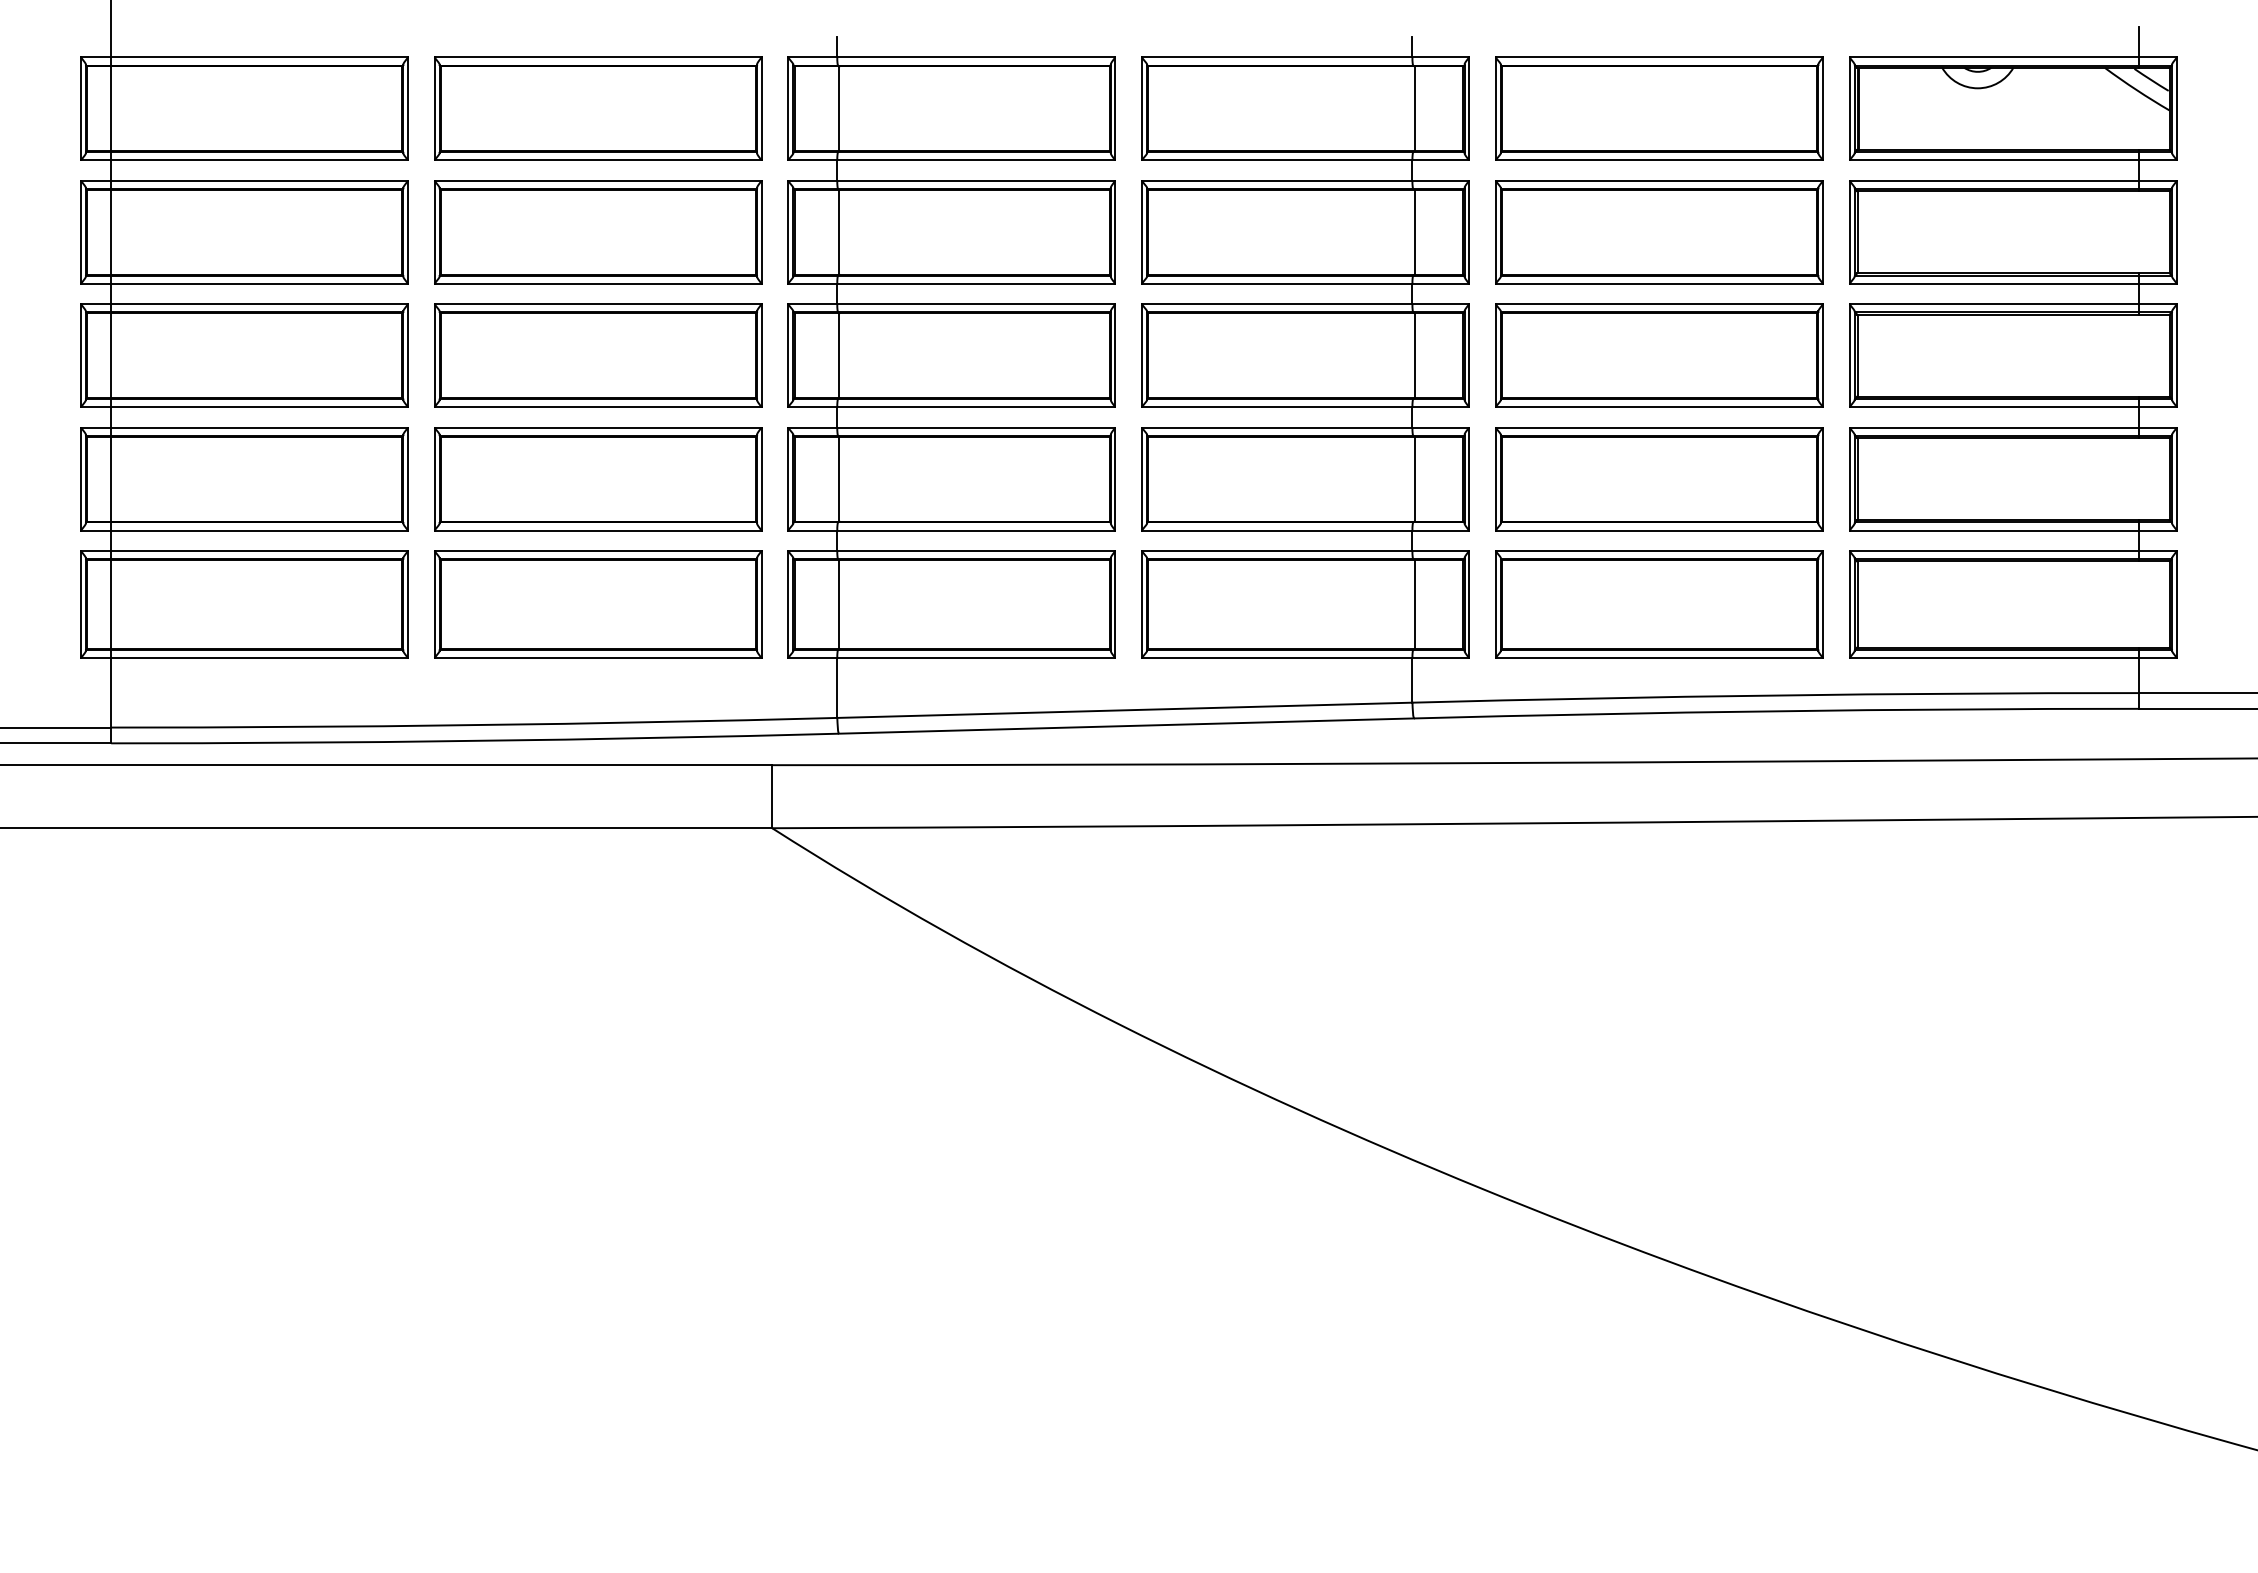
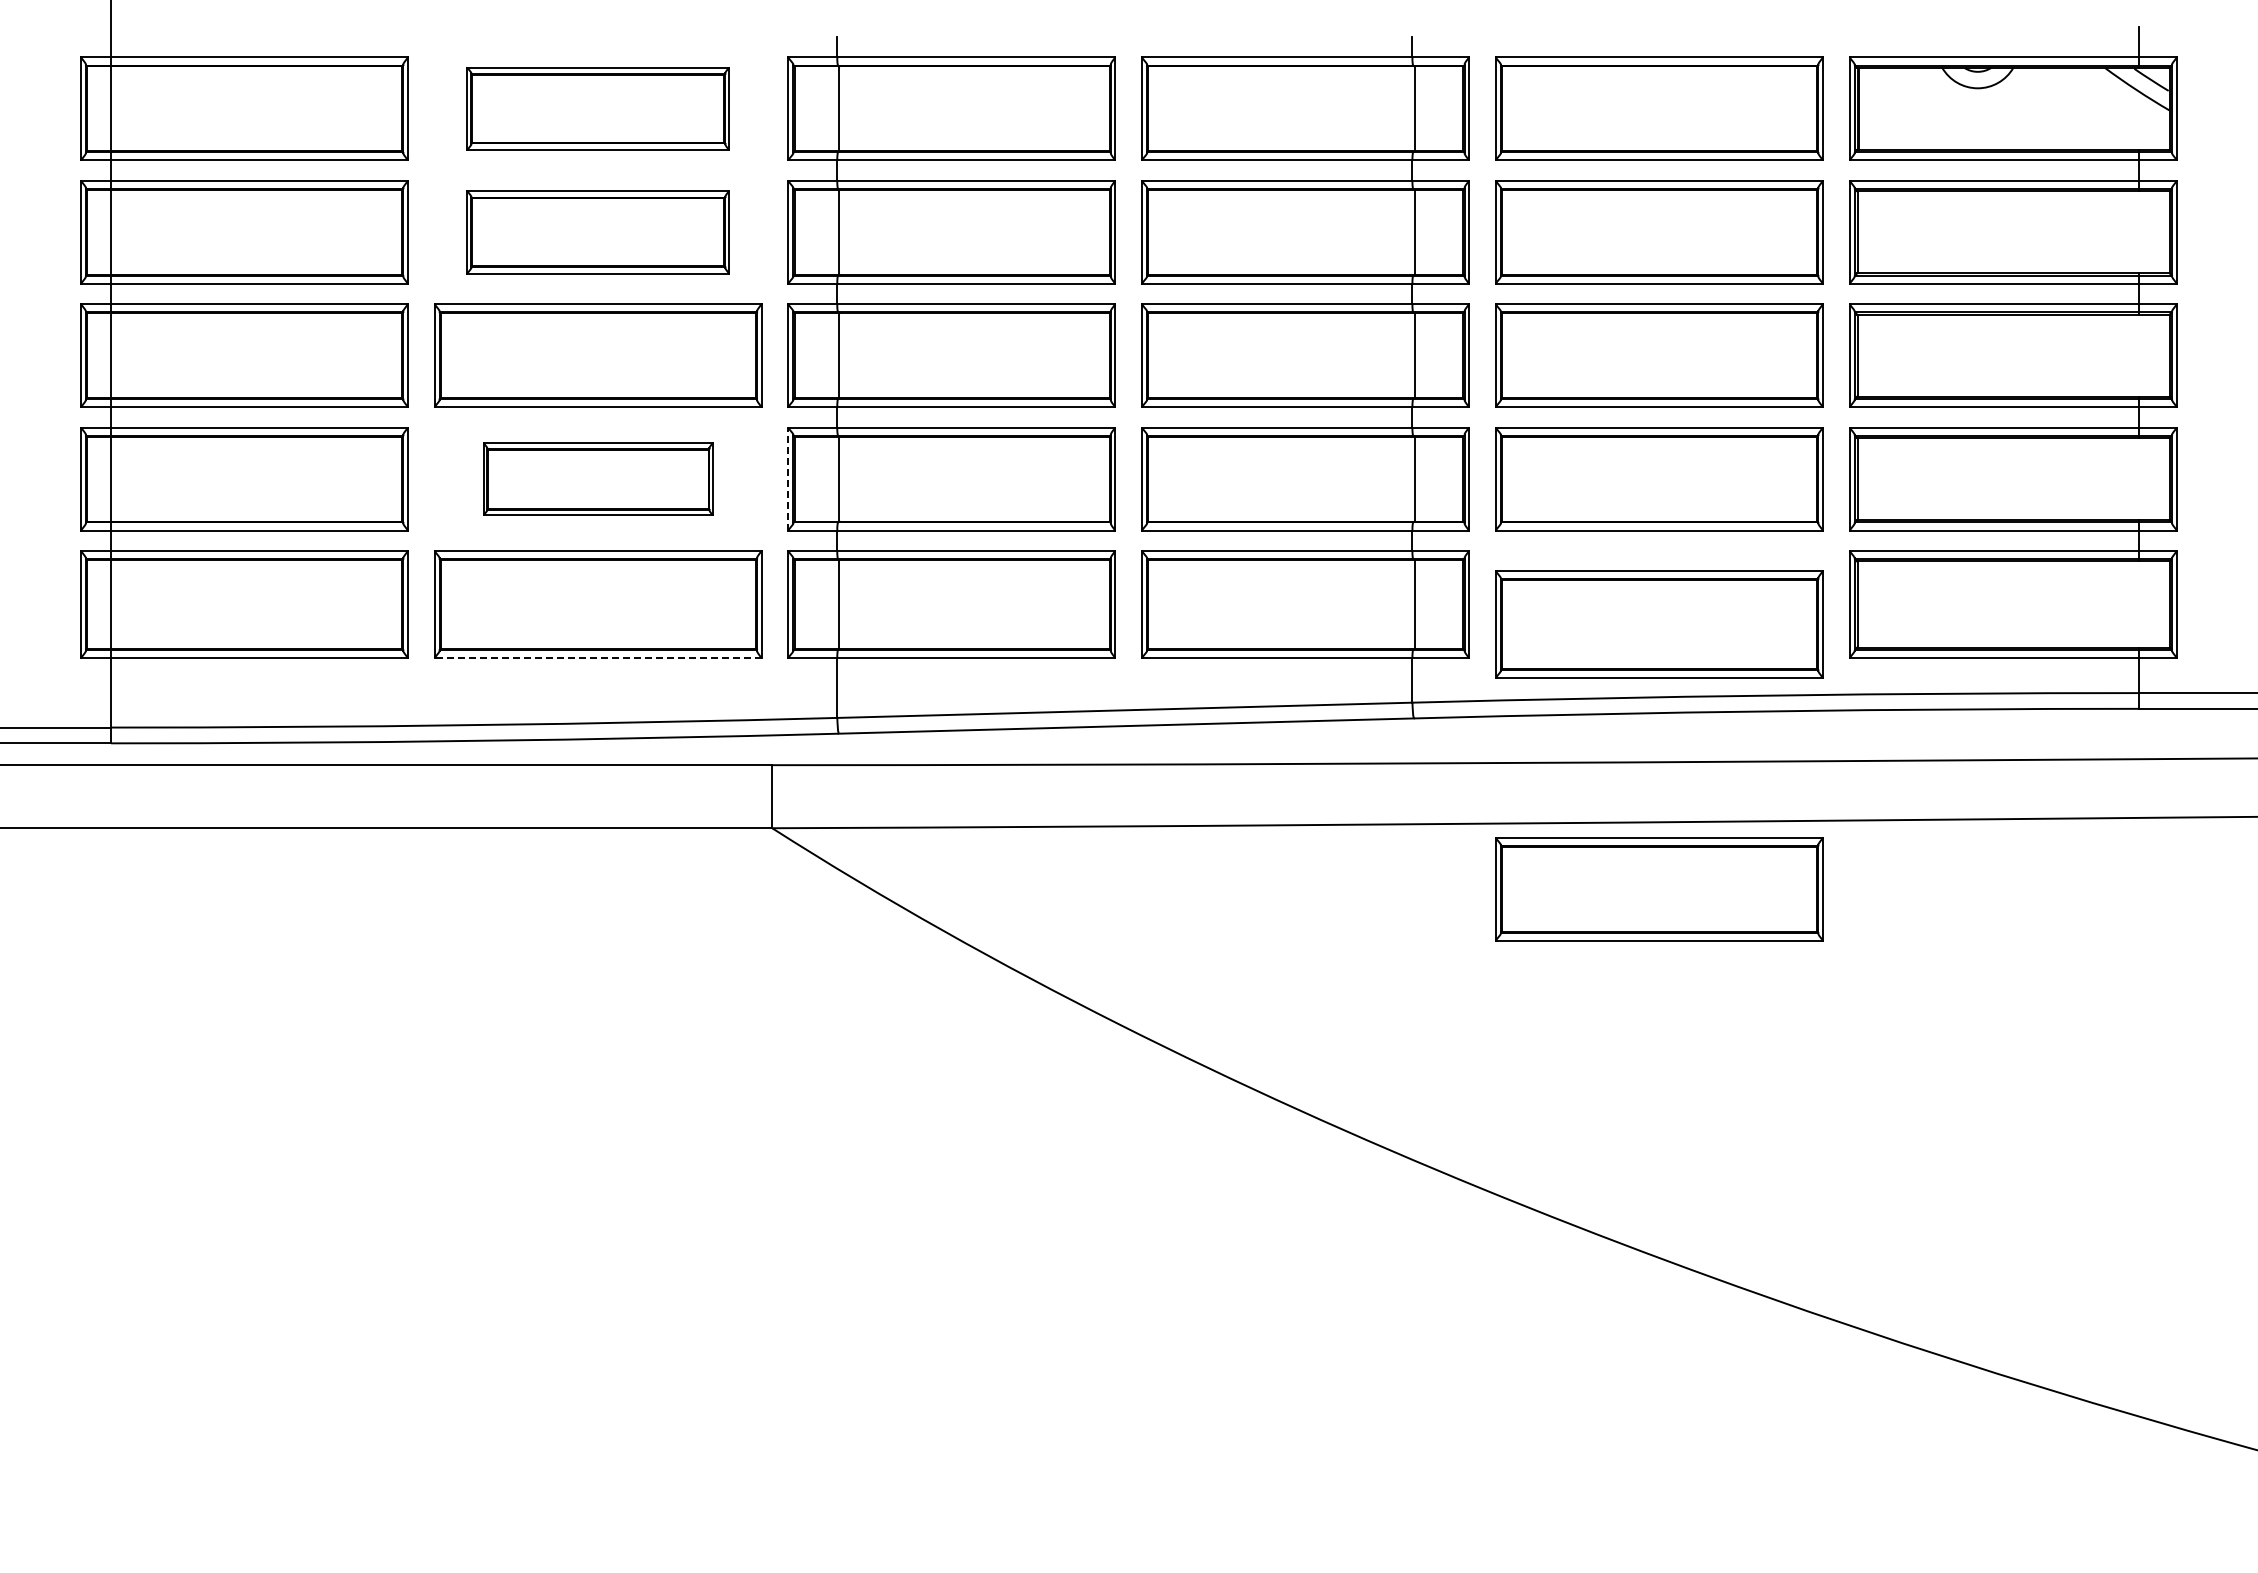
part size: 329x105 px -> 264x84 px (597, 108)
part size: 329x105 px -> 264x85 px (597, 232)
part size: 329x105 px -> 231x74 px (598, 478)
line: solid -> dashed (788, 479)
part position: (1659, 604) -> (1659, 624) (1659, 624)
line: solid -> dashed (597, 658)
part: none -> present (1659, 889)
